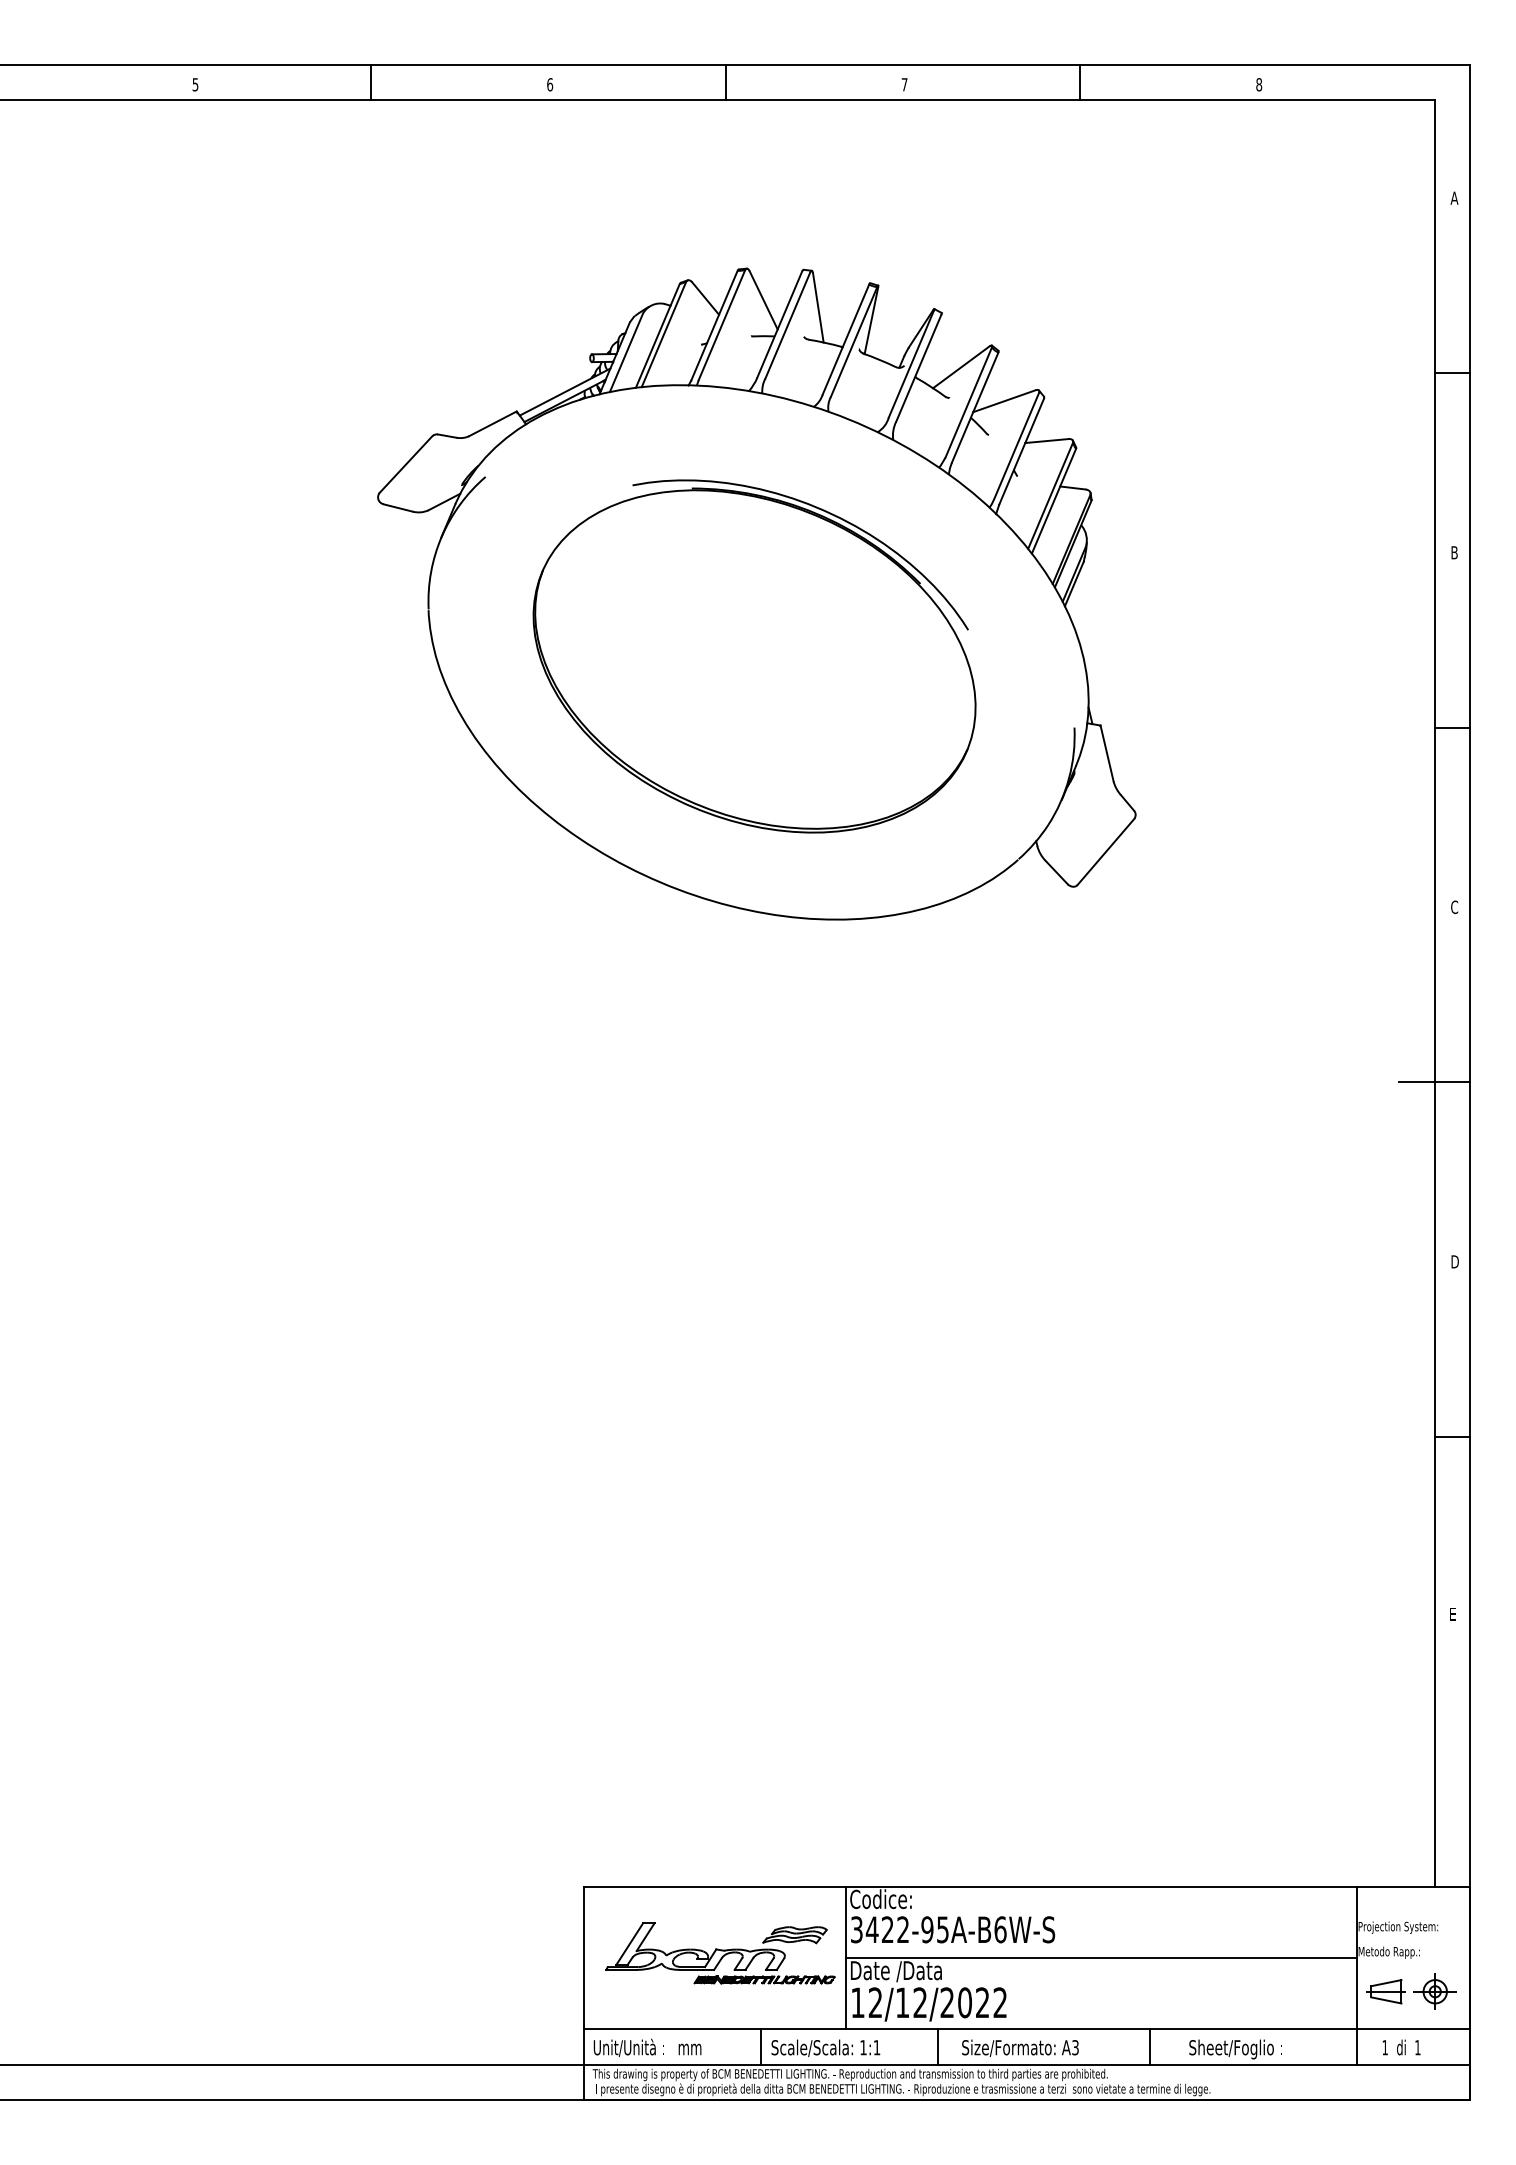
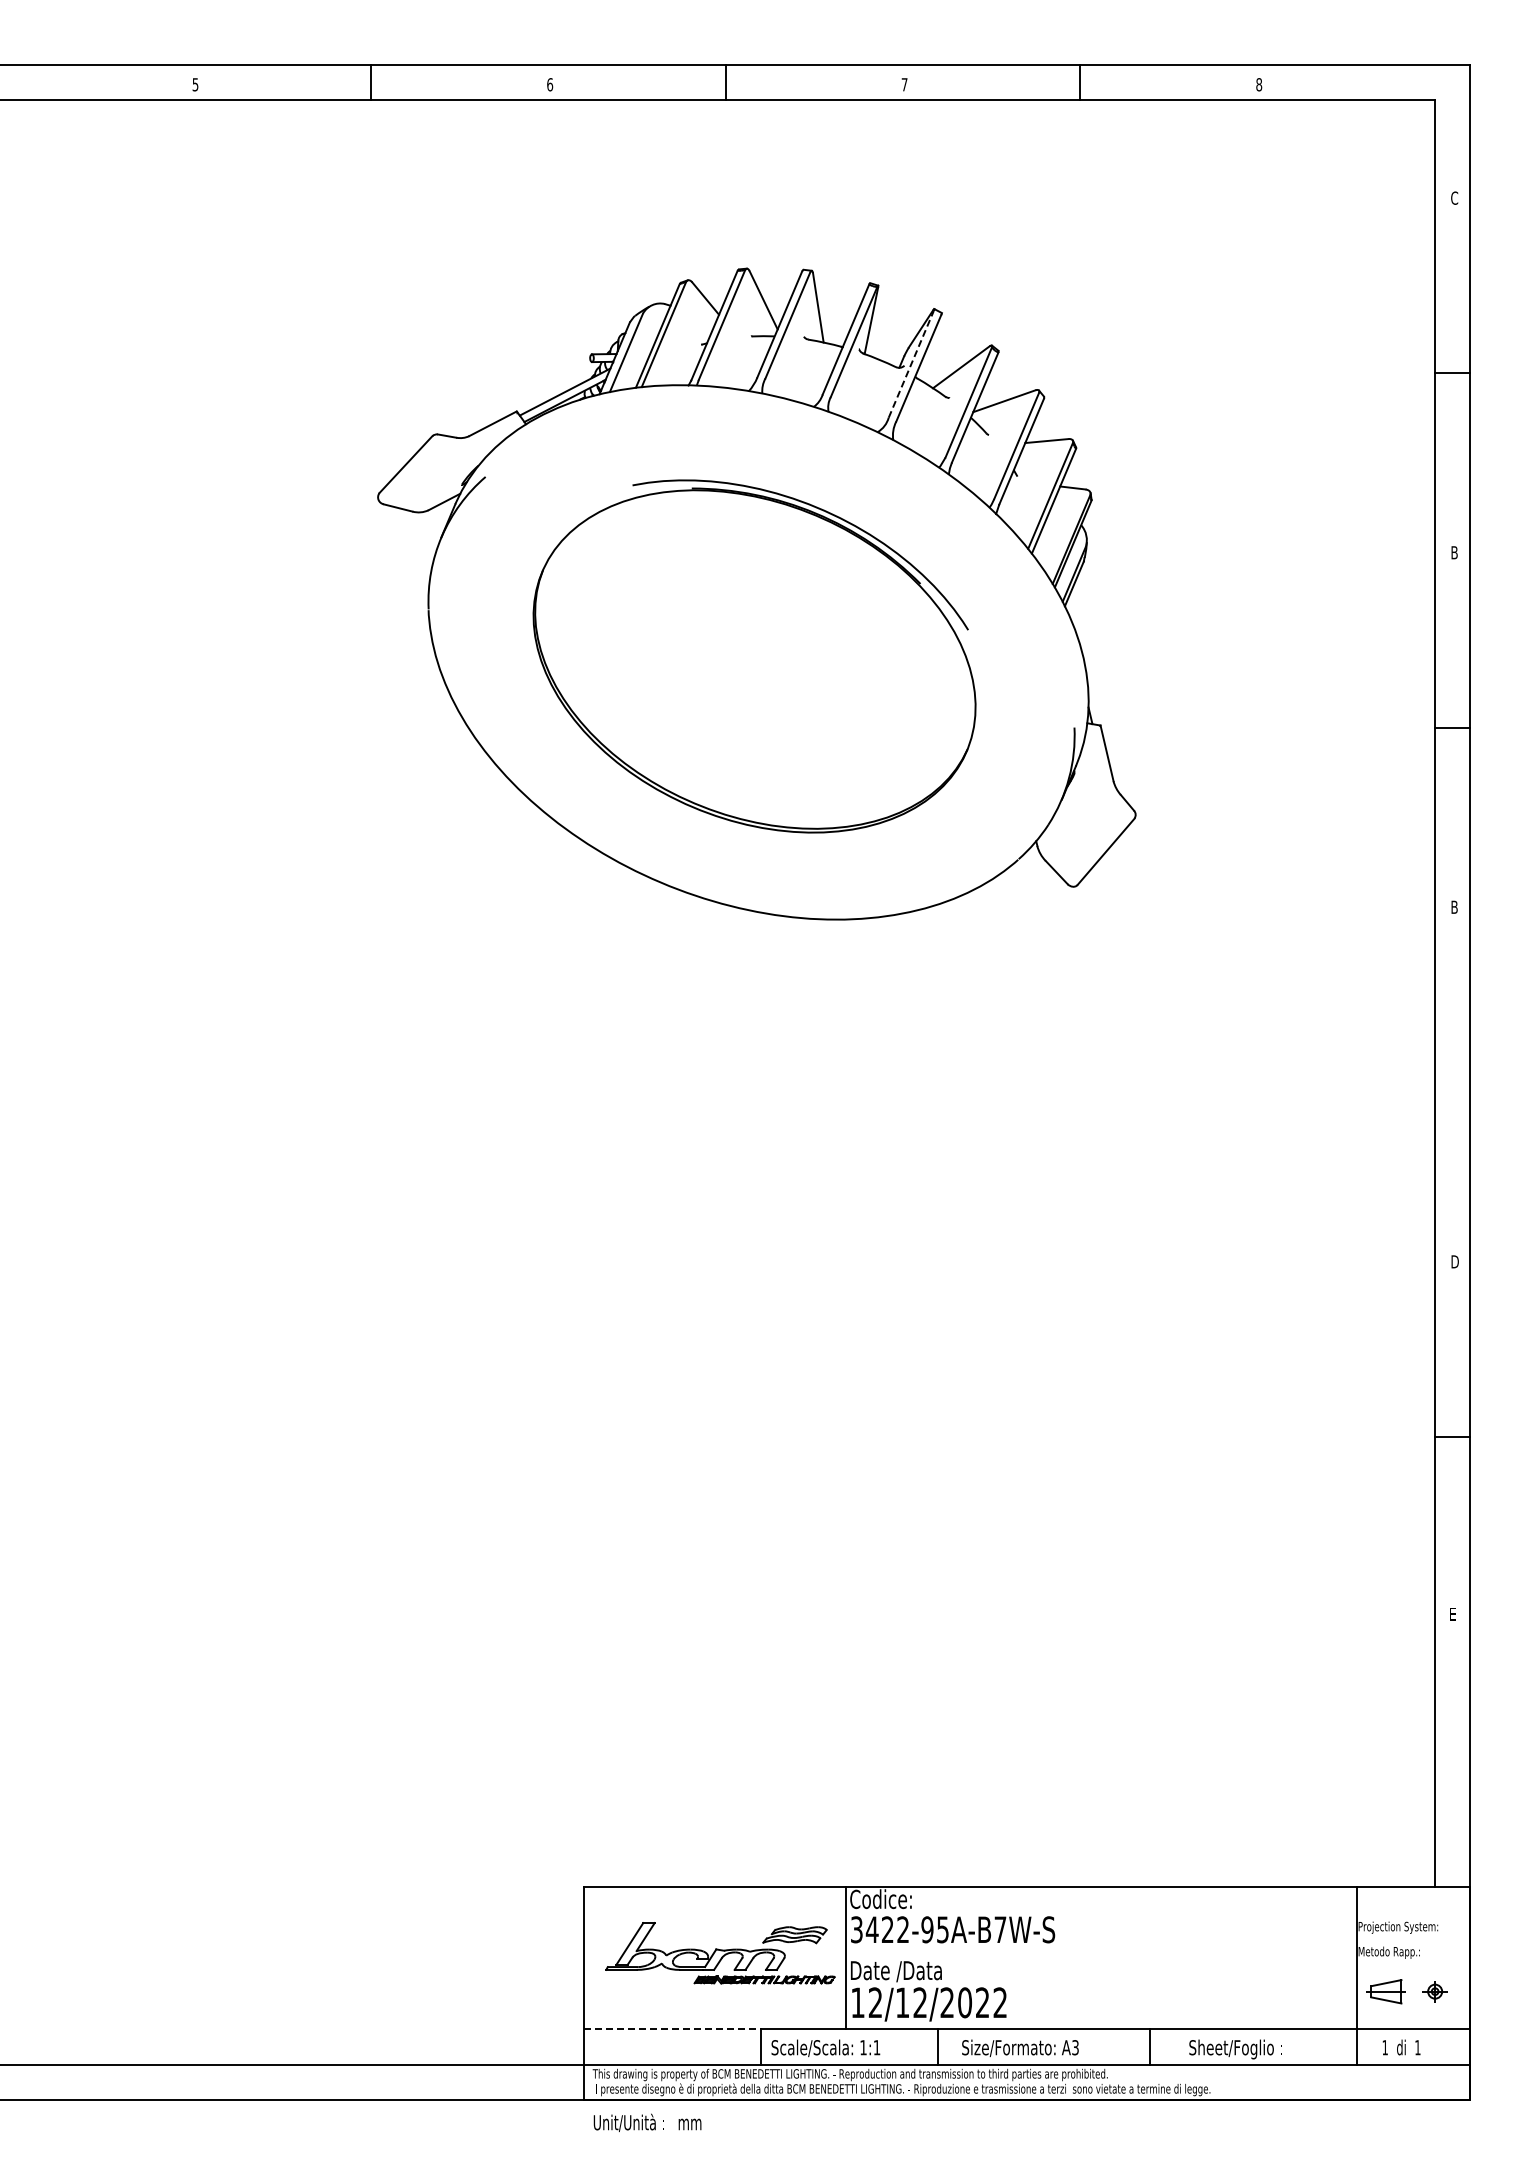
text: A -> C (1454, 197)
line: solid -> dashed (911, 364)
text: C -> B (1454, 907)
line: present -> none (1434, 1082)
text: 3422-95A-B6W-S -> 3422-95A-B7W-S (1000, 1929)
line: present -> none (1101, 1958)
part size: 44x37 px -> 26x22 px (1434, 1991)
line: solid -> dashed (672, 2029)
text position: (647, 2047) -> (647, 2122) (647, 2122)
